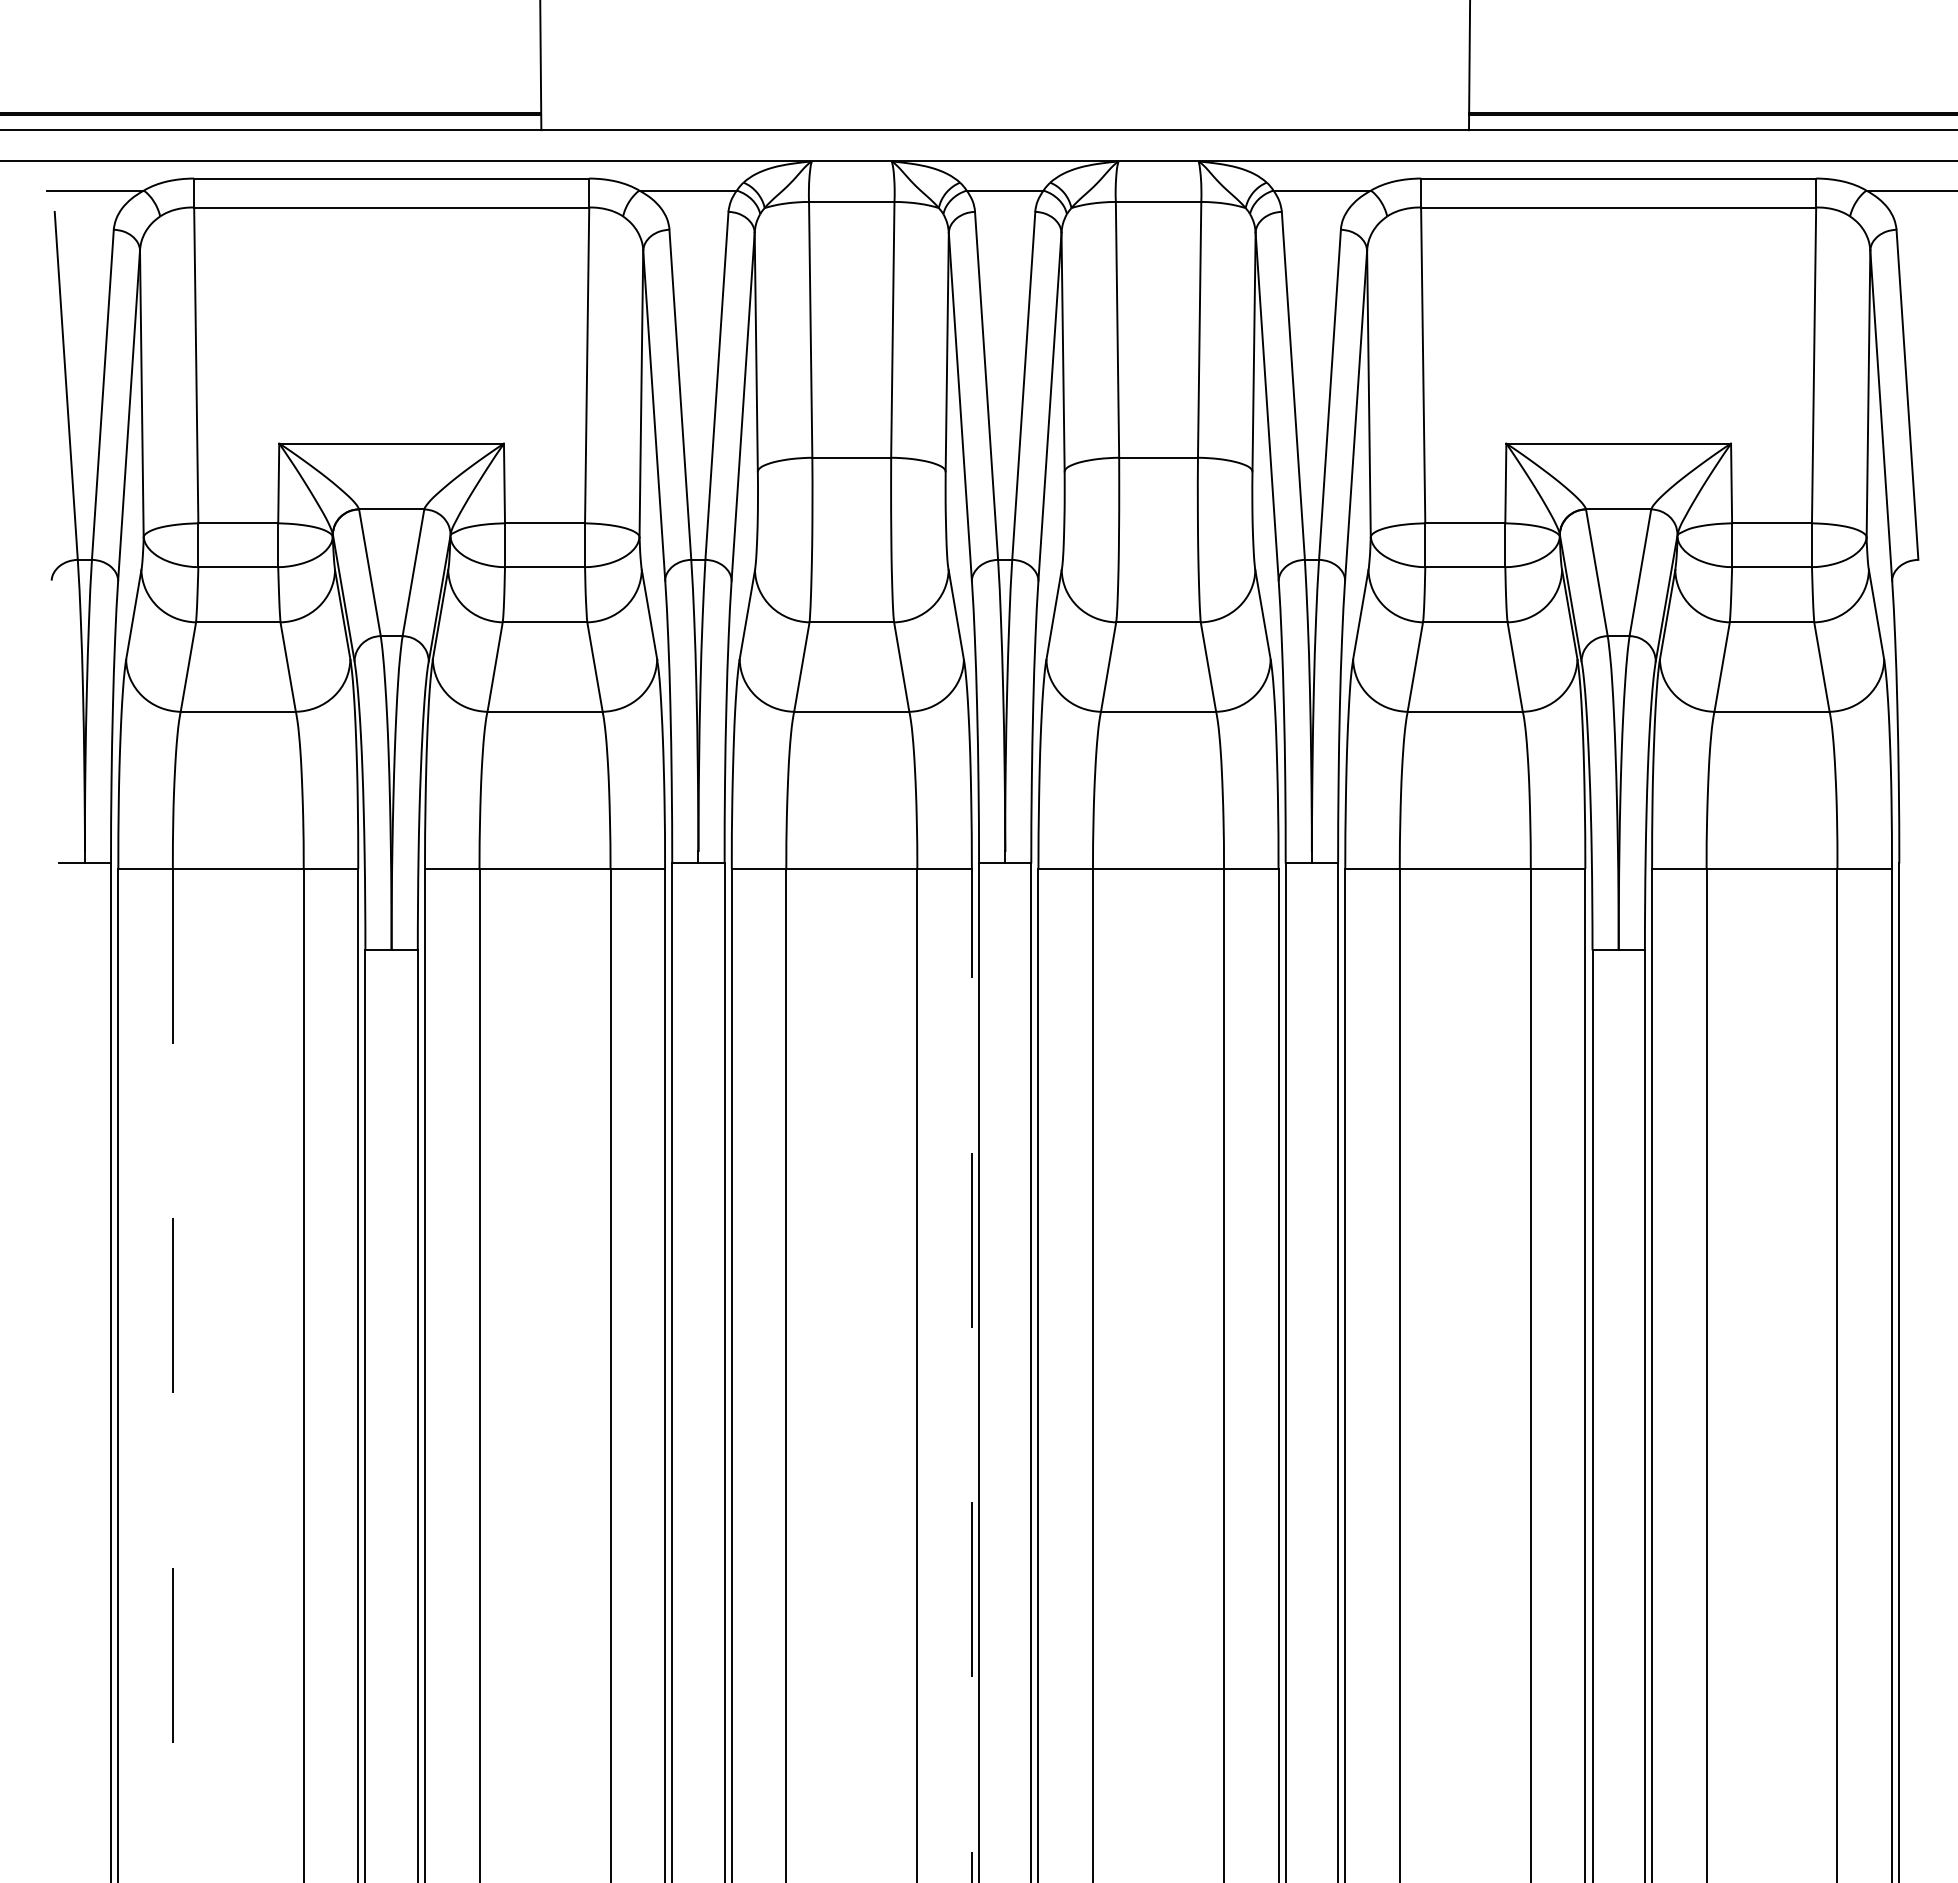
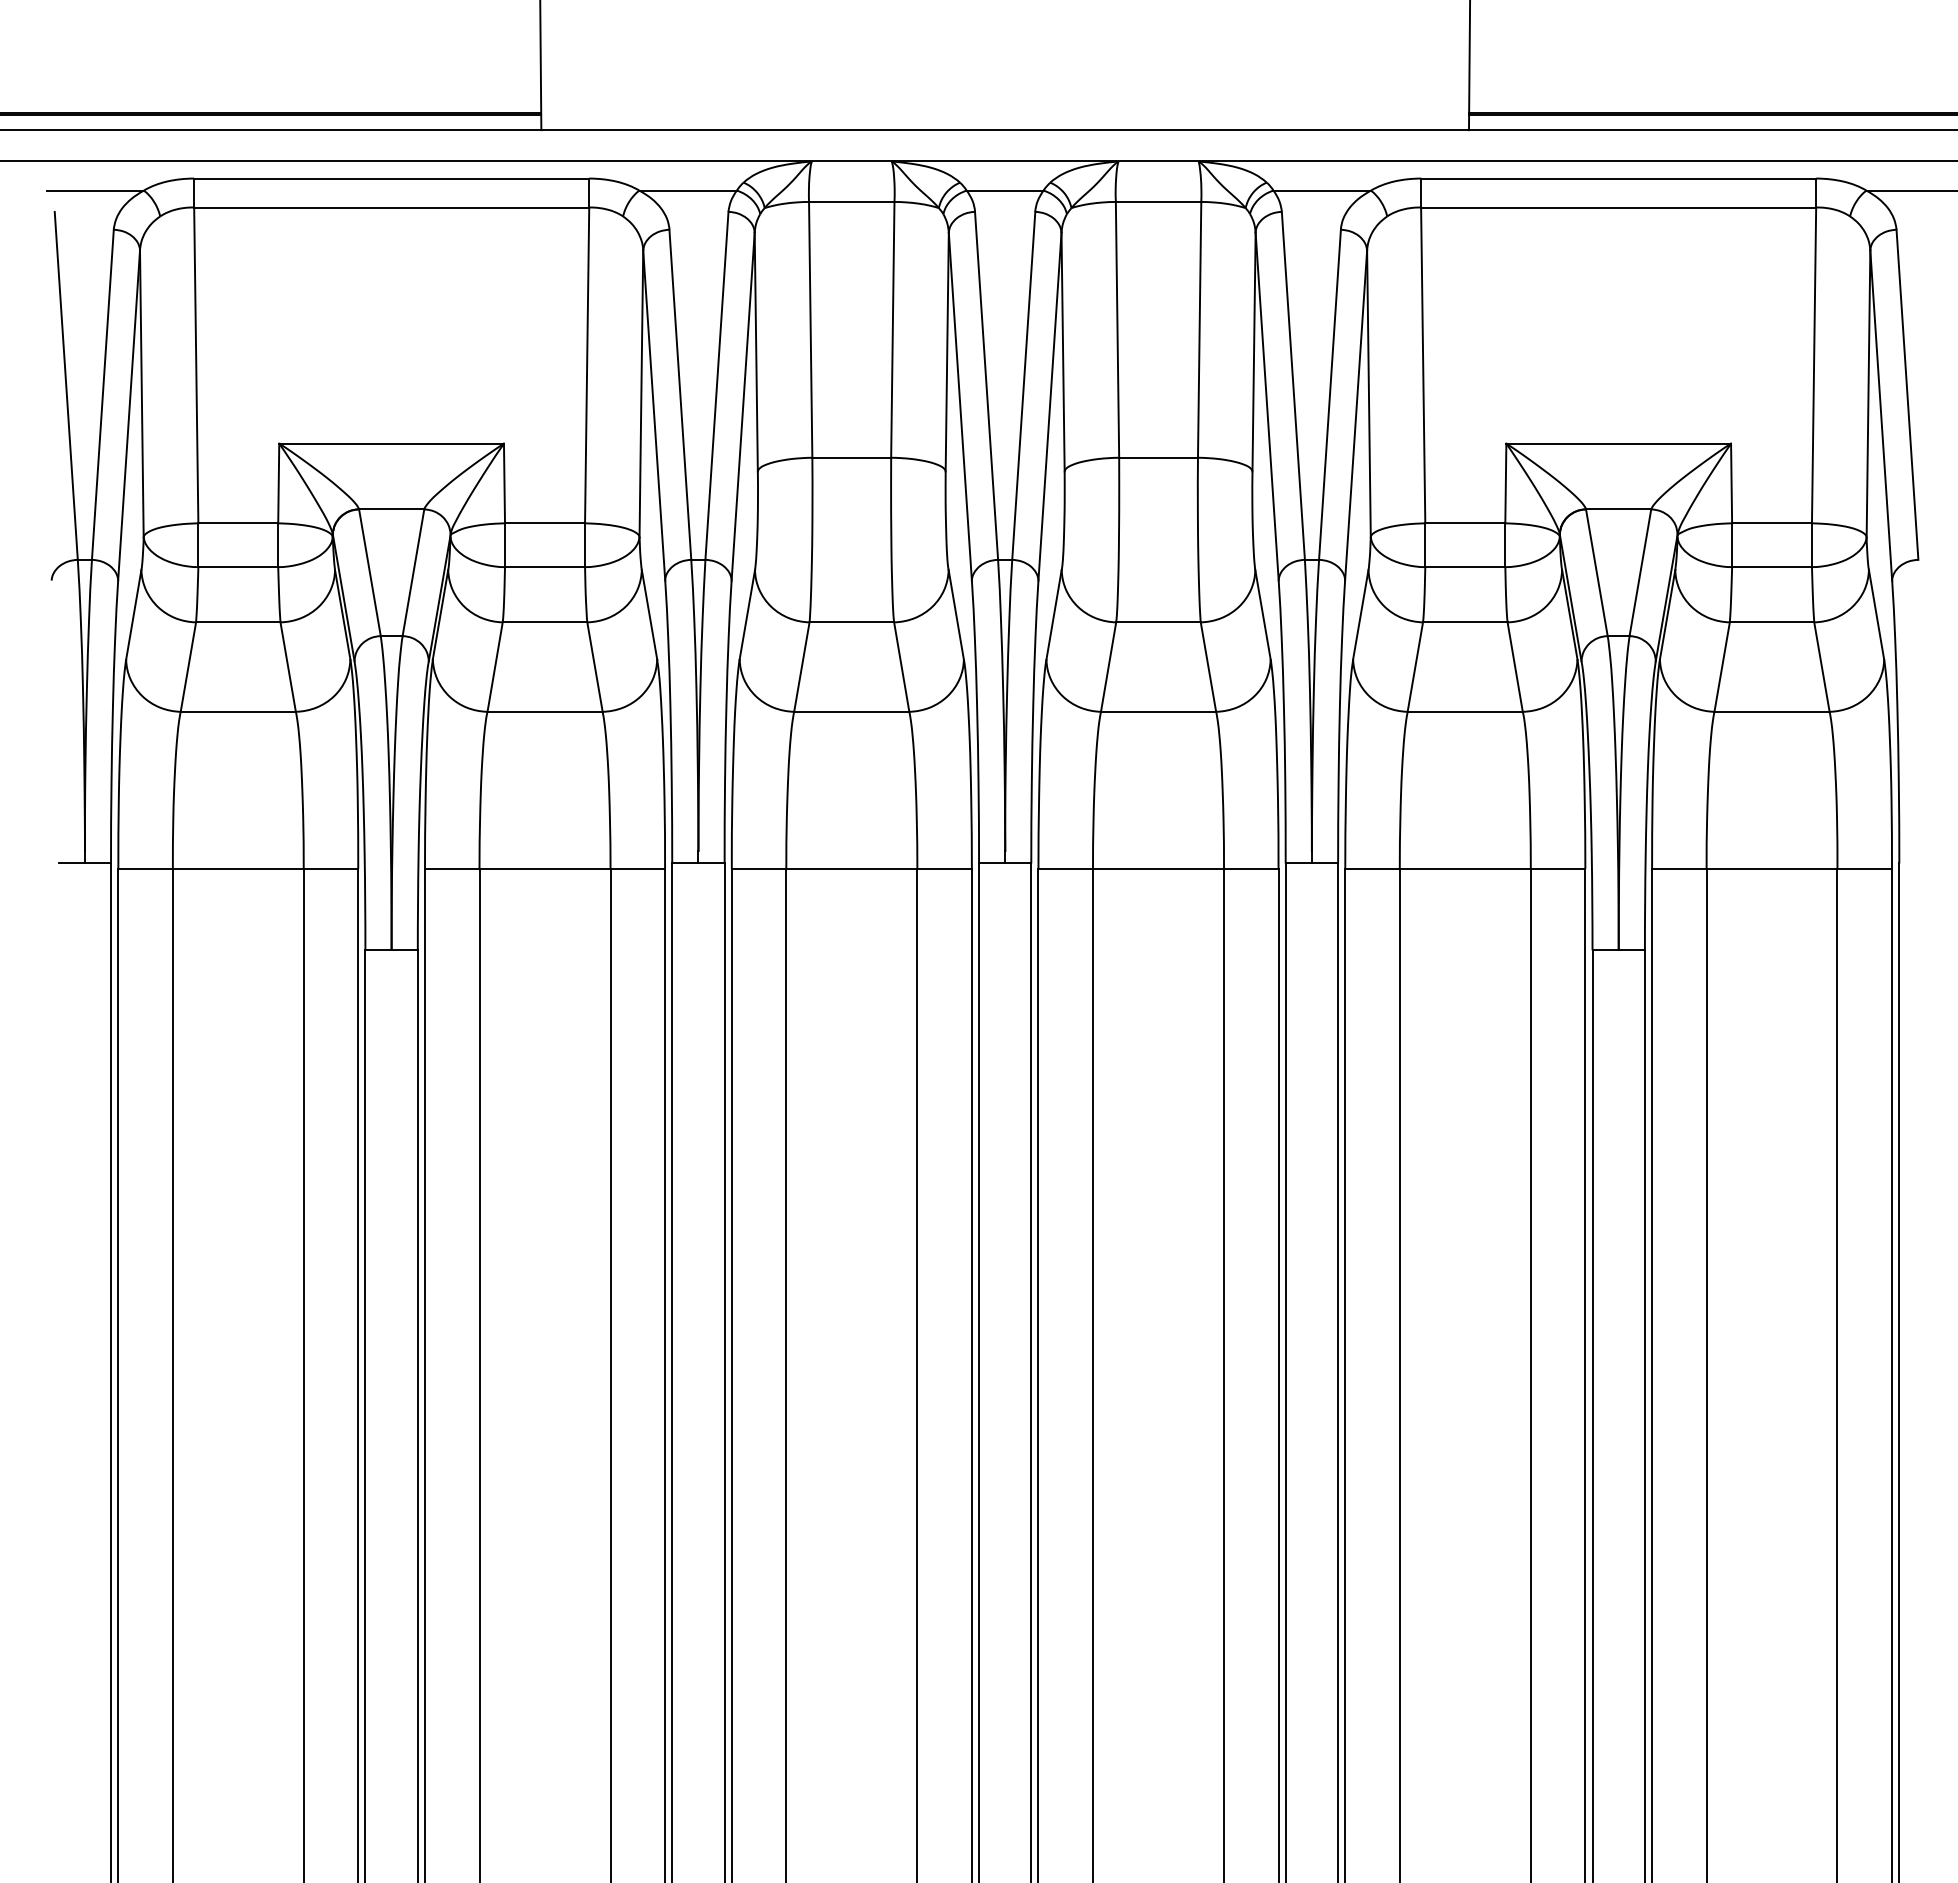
line: dashed -> solid (172, 1375)
line: dashed -> solid (971, 1375)
